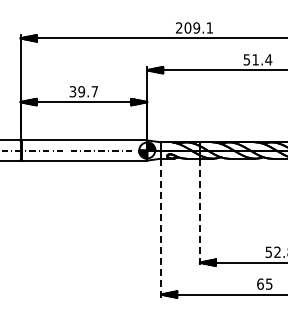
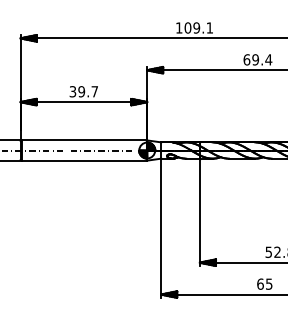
text: 209.1 -> 109.1 (179, 27)
text: 51.4 -> 69.4 (251, 59)
line: dashed -> solid (199, 212)
line: dashed -> solid (161, 228)
